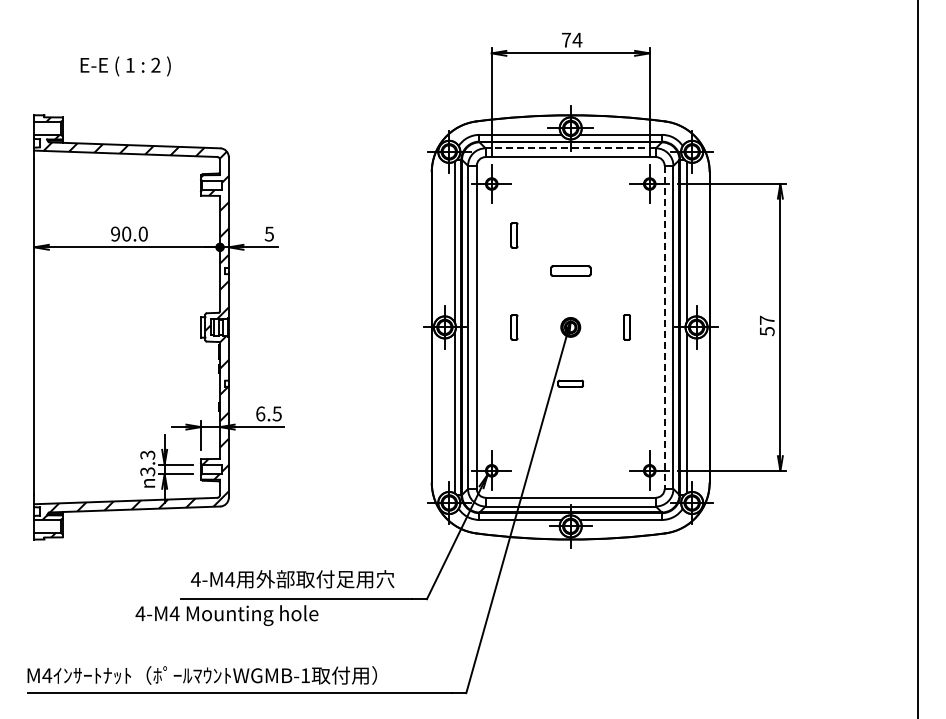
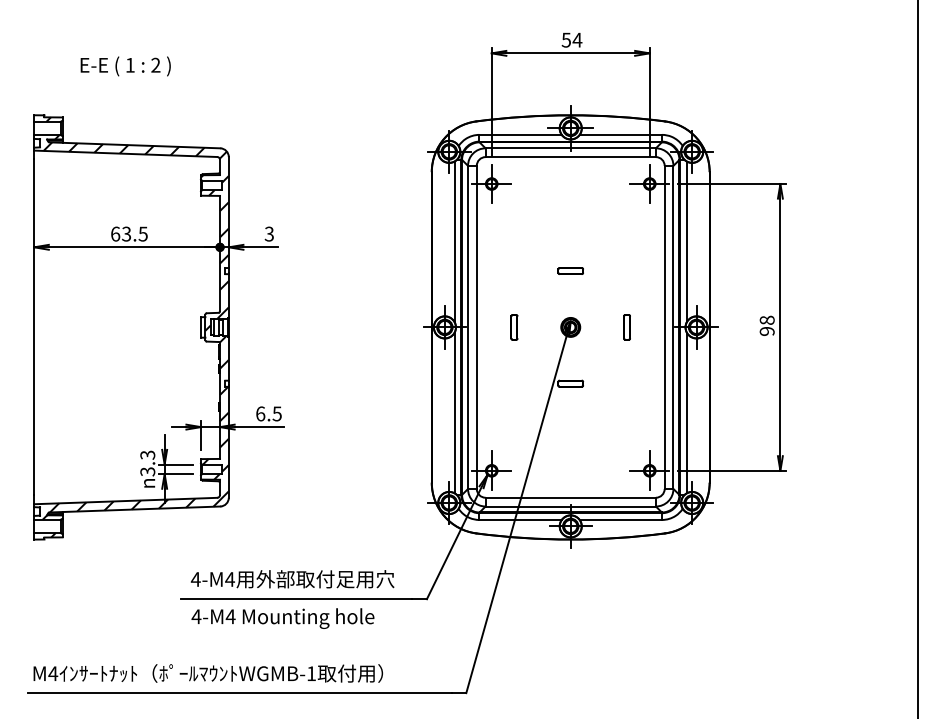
text: 74 -> 54 (566, 39)
line: dashed -> solid (570, 148)
text: 90.0 -> 63.5 (129, 233)
text: 5 -> 3 (269, 233)
part: present -> none (514, 235)
part size: 42x12 px -> 27x8 px (570, 270)
text: 57 -> 98 (766, 325)
line: dashed -> solid (664, 327)
text position: (226, 615) -> (282, 618) (282, 618)
text position: (201, 675) -> (207, 673) (207, 673)
